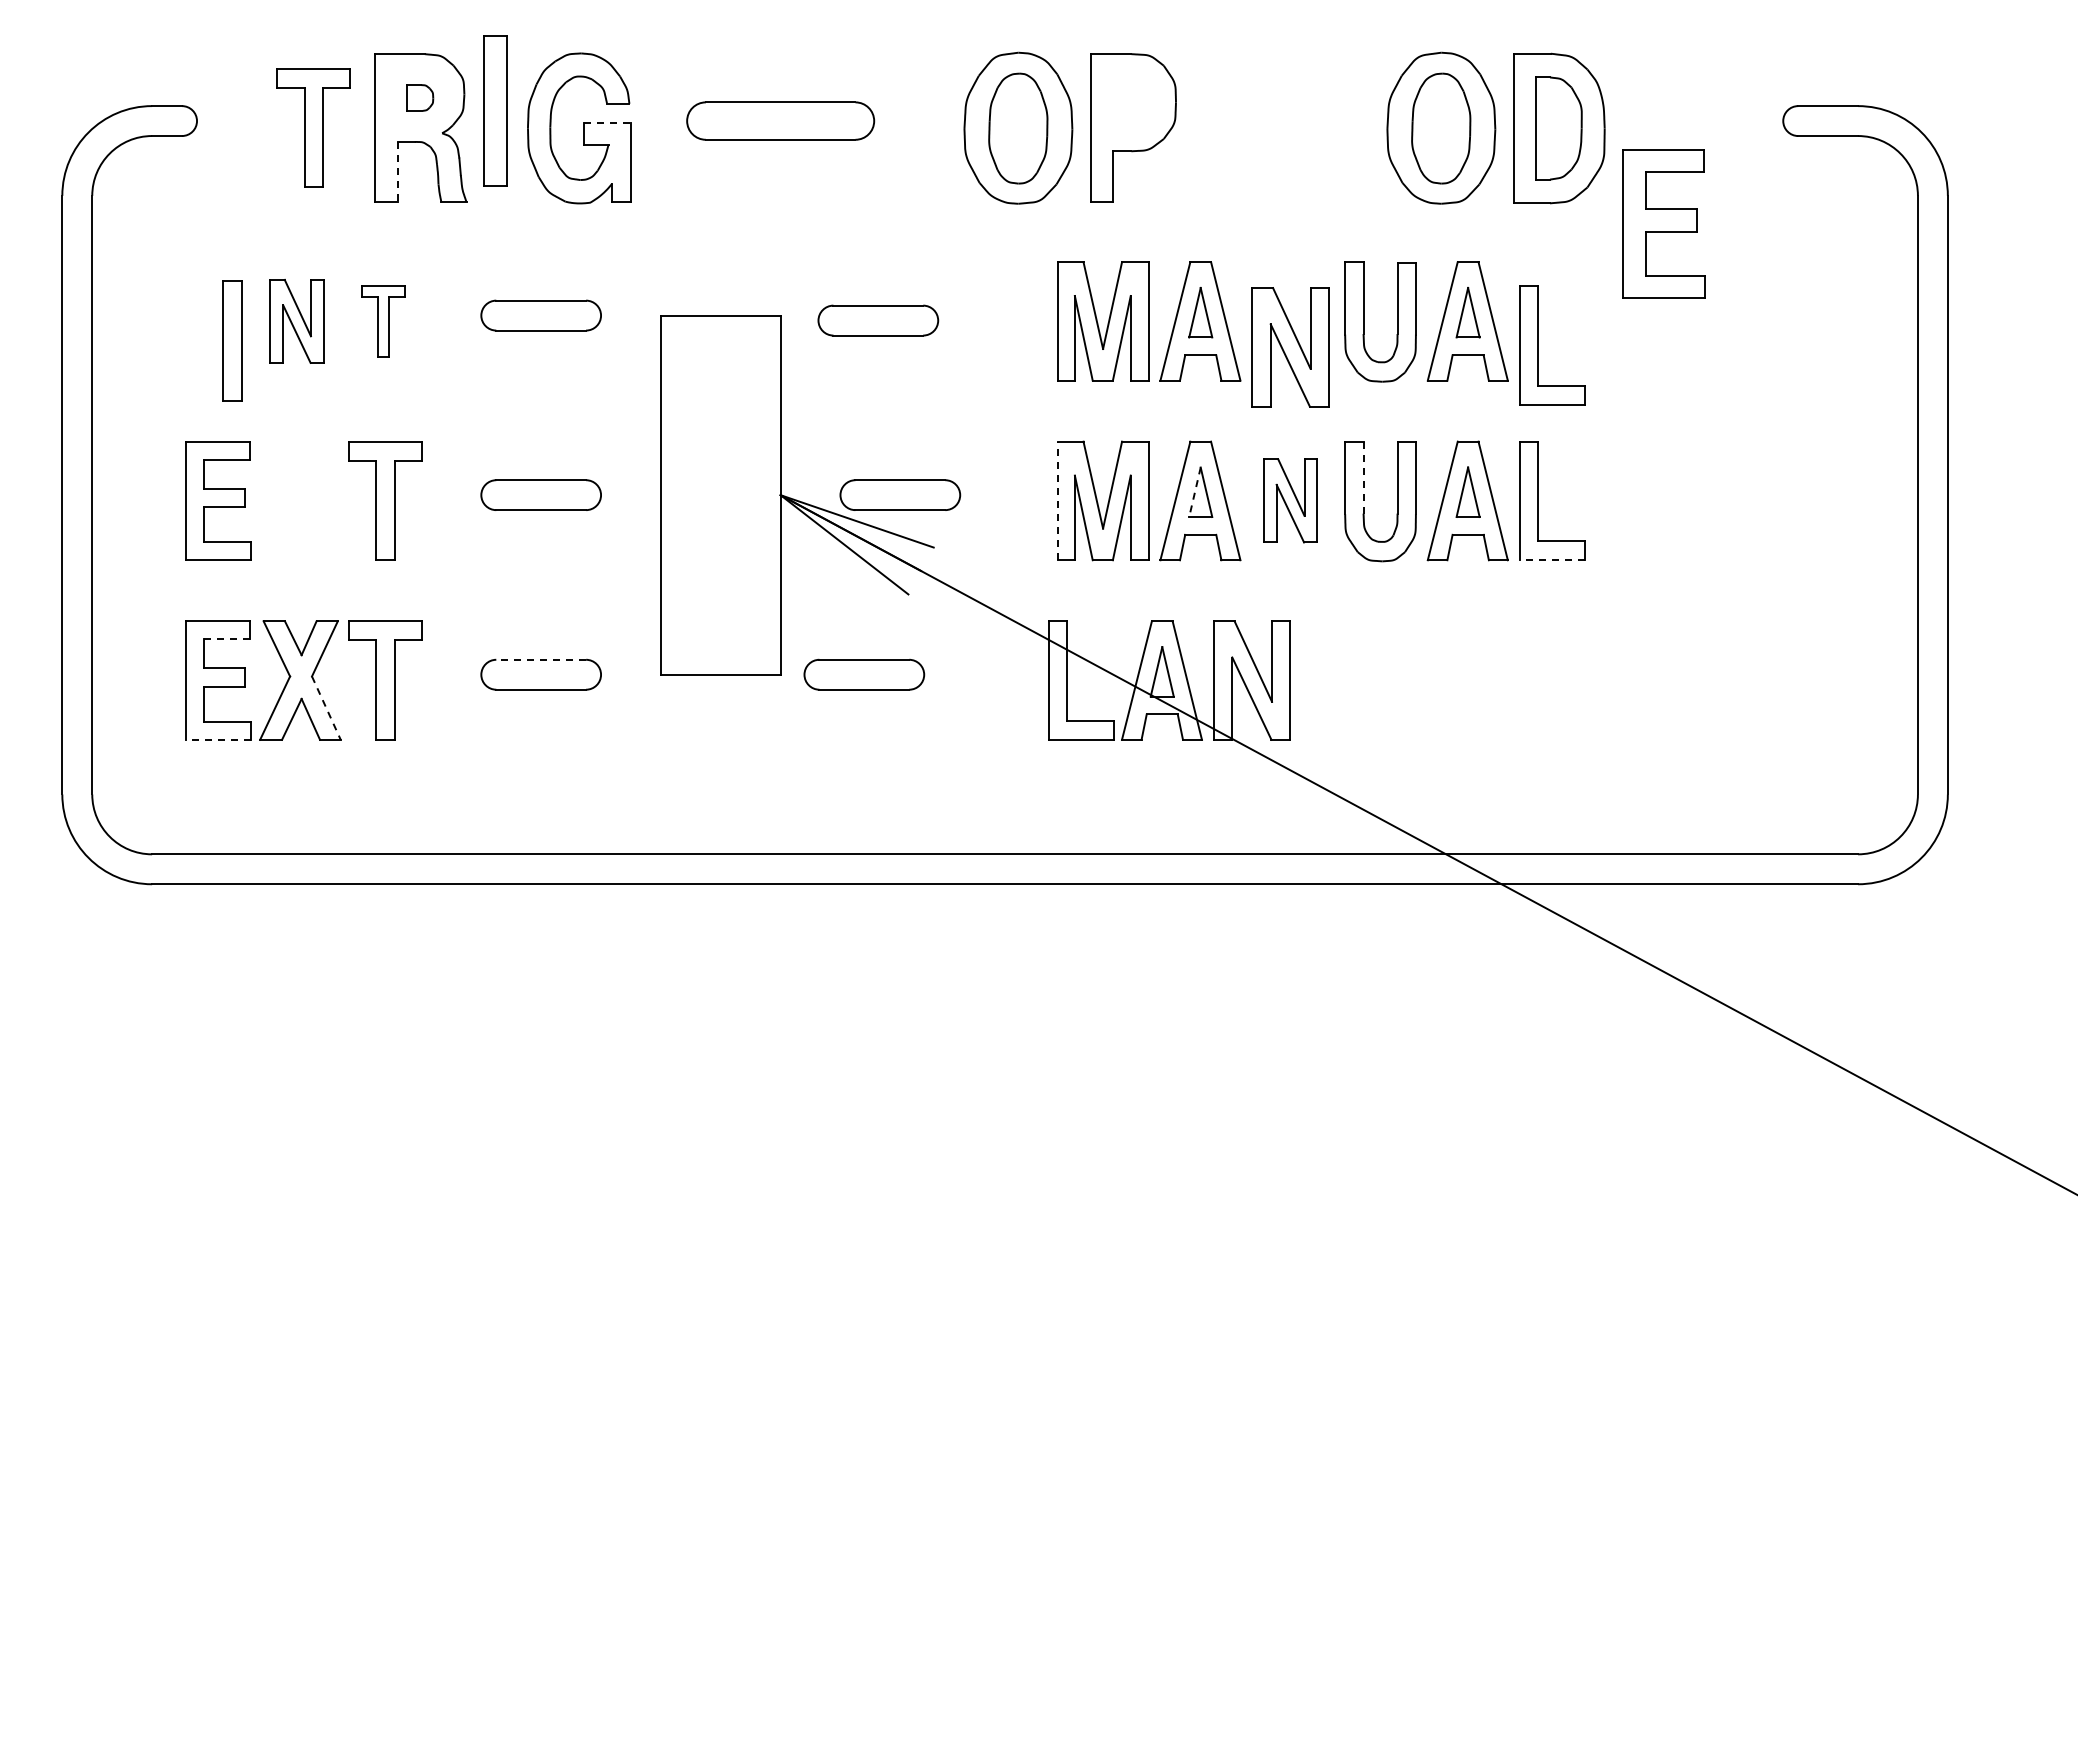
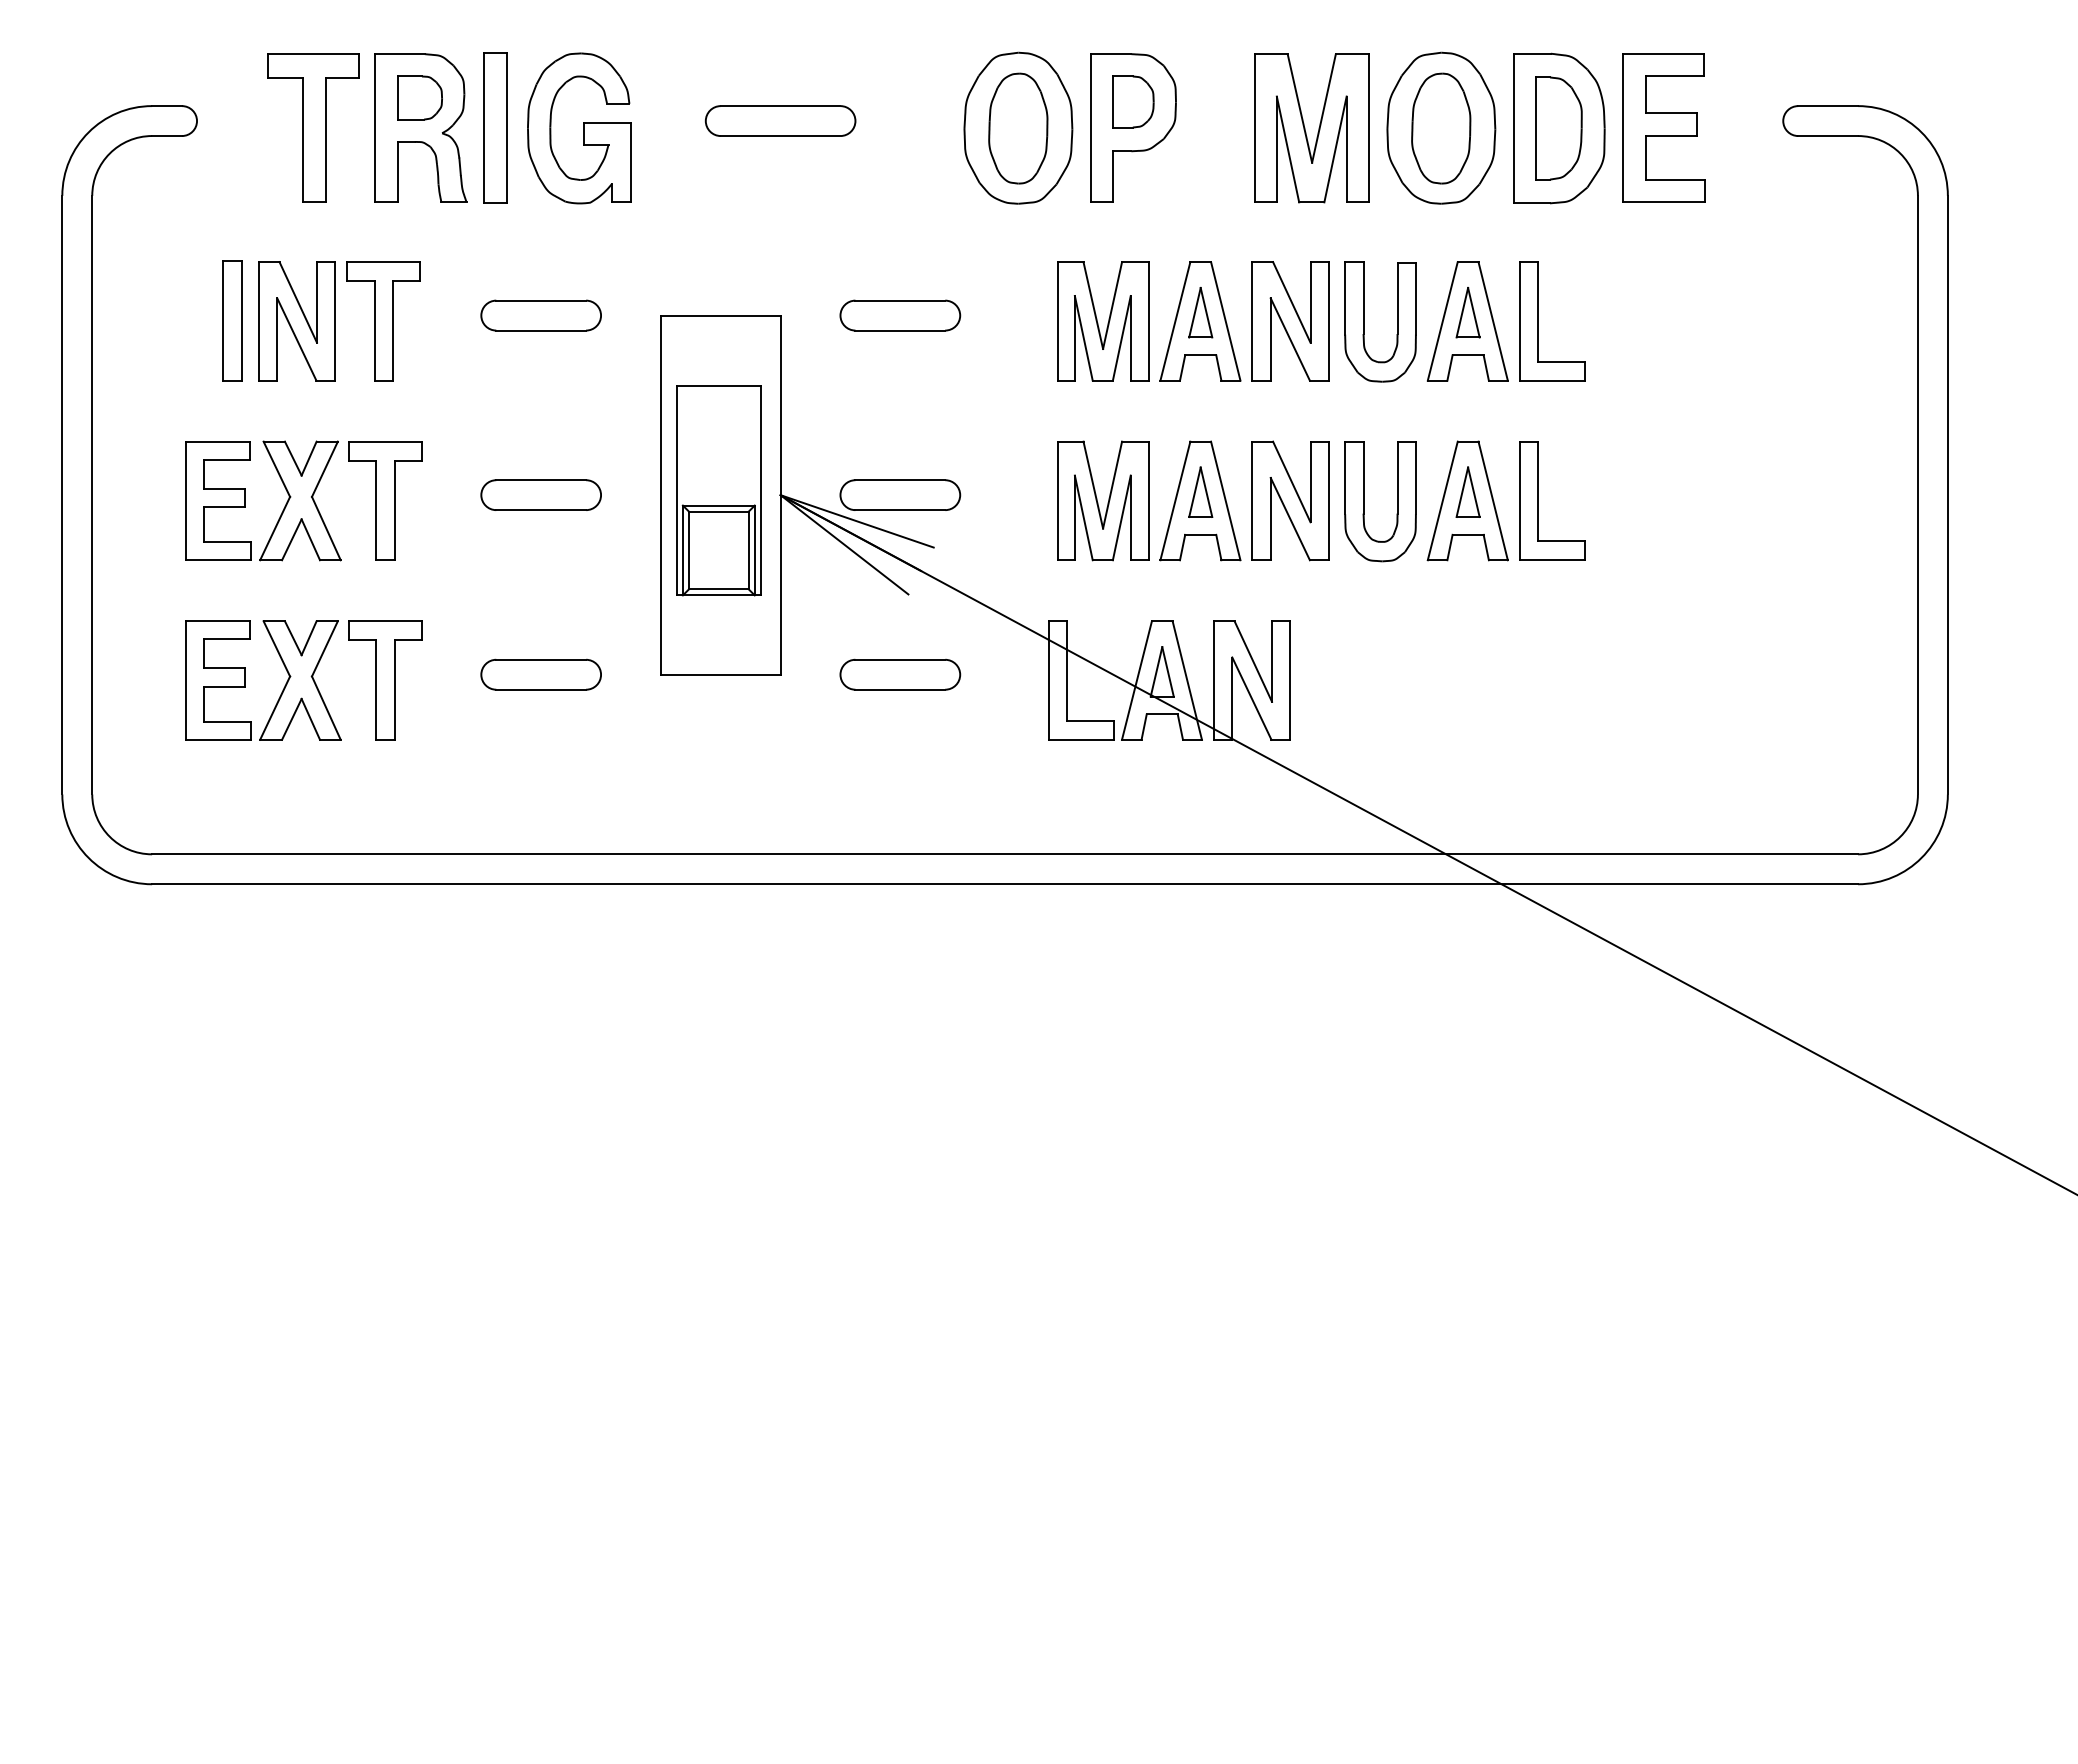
part size: 29x28 px -> 46x46 px (419, 97)
part: none -> present (1133, 101)
part position: (495, 110) -> (495, 127) (495, 127)
part size: 190x40 px -> 153x32 px (780, 120)
line: dashed -> solid (607, 123)
part size: 75x120 px -> 93x150 px (313, 127)
part: none -> present (1311, 128)
line: dashed -> solid (397, 172)
part position: (1663, 223) -> (1663, 127) (1663, 127)
part position: (878, 320) -> (900, 315) (900, 315)
part size: 56x85 px -> 78x121 px (296, 321)
part size: 45x73 px -> 75x121 px (383, 321)
part position: (232, 340) -> (232, 320) (232, 320)
part position: (1538, 345) -> (1538, 321) (1538, 321)
part position: (1290, 347) -> (1290, 321) (1290, 321)
line: dashed -> solid (1363, 477)
part: none -> present (718, 490)
line: dashed -> solid (1194, 492)
part: none -> present (300, 500)
line: dashed -> solid (1057, 500)
part size: 55x86 px -> 79x122 px (1290, 500)
line: dashed -> solid (1552, 560)
line: dashed -> solid (226, 639)
line: dashed -> solid (541, 659)
part position: (864, 674) -> (900, 674) (900, 674)
line: dashed -> solid (326, 708)
line: dashed -> solid (218, 739)
